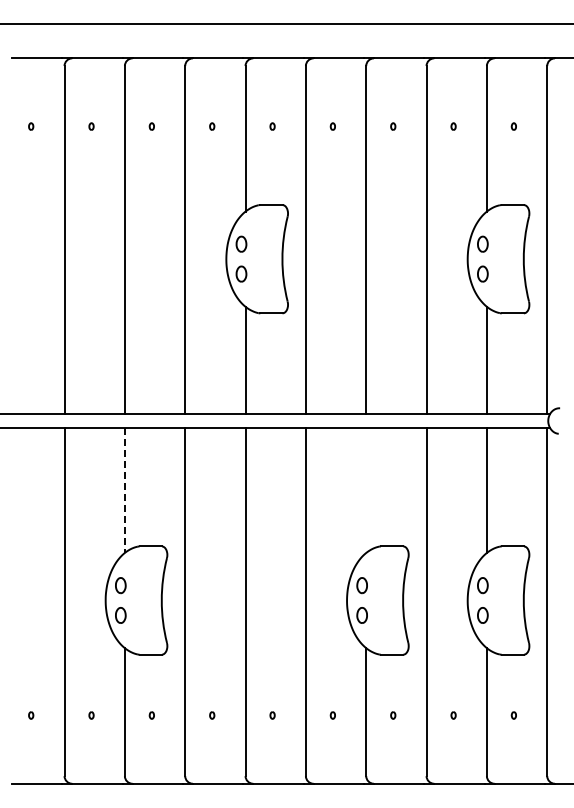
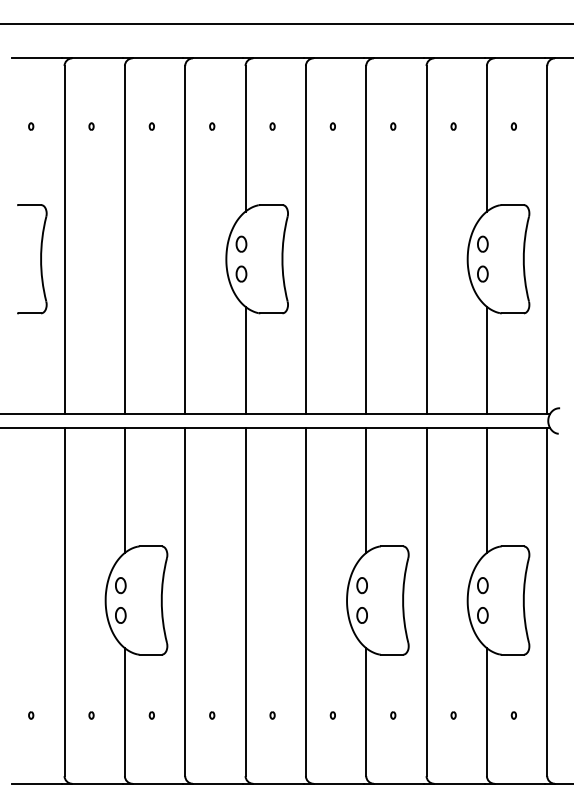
part: none -> present (40, 259)
line: dashed -> solid (124, 490)
line: none -> present (366, 490)
